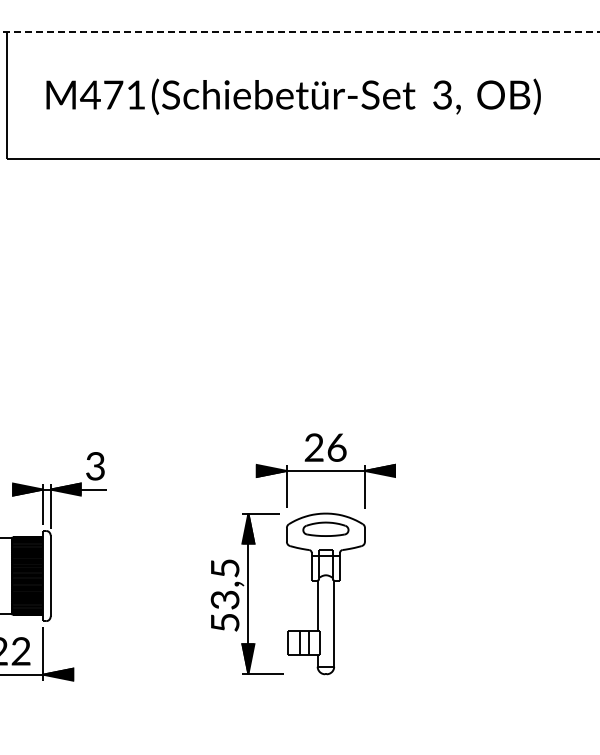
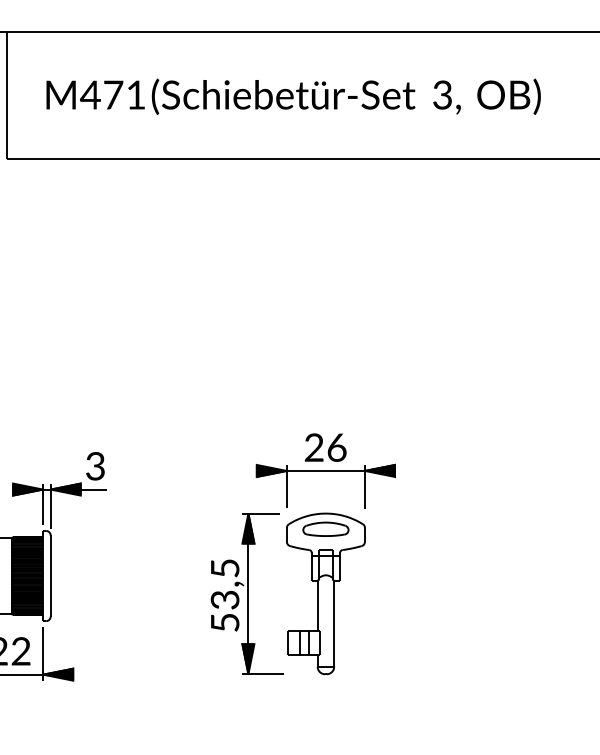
line: dashed -> solid (299, 32)
